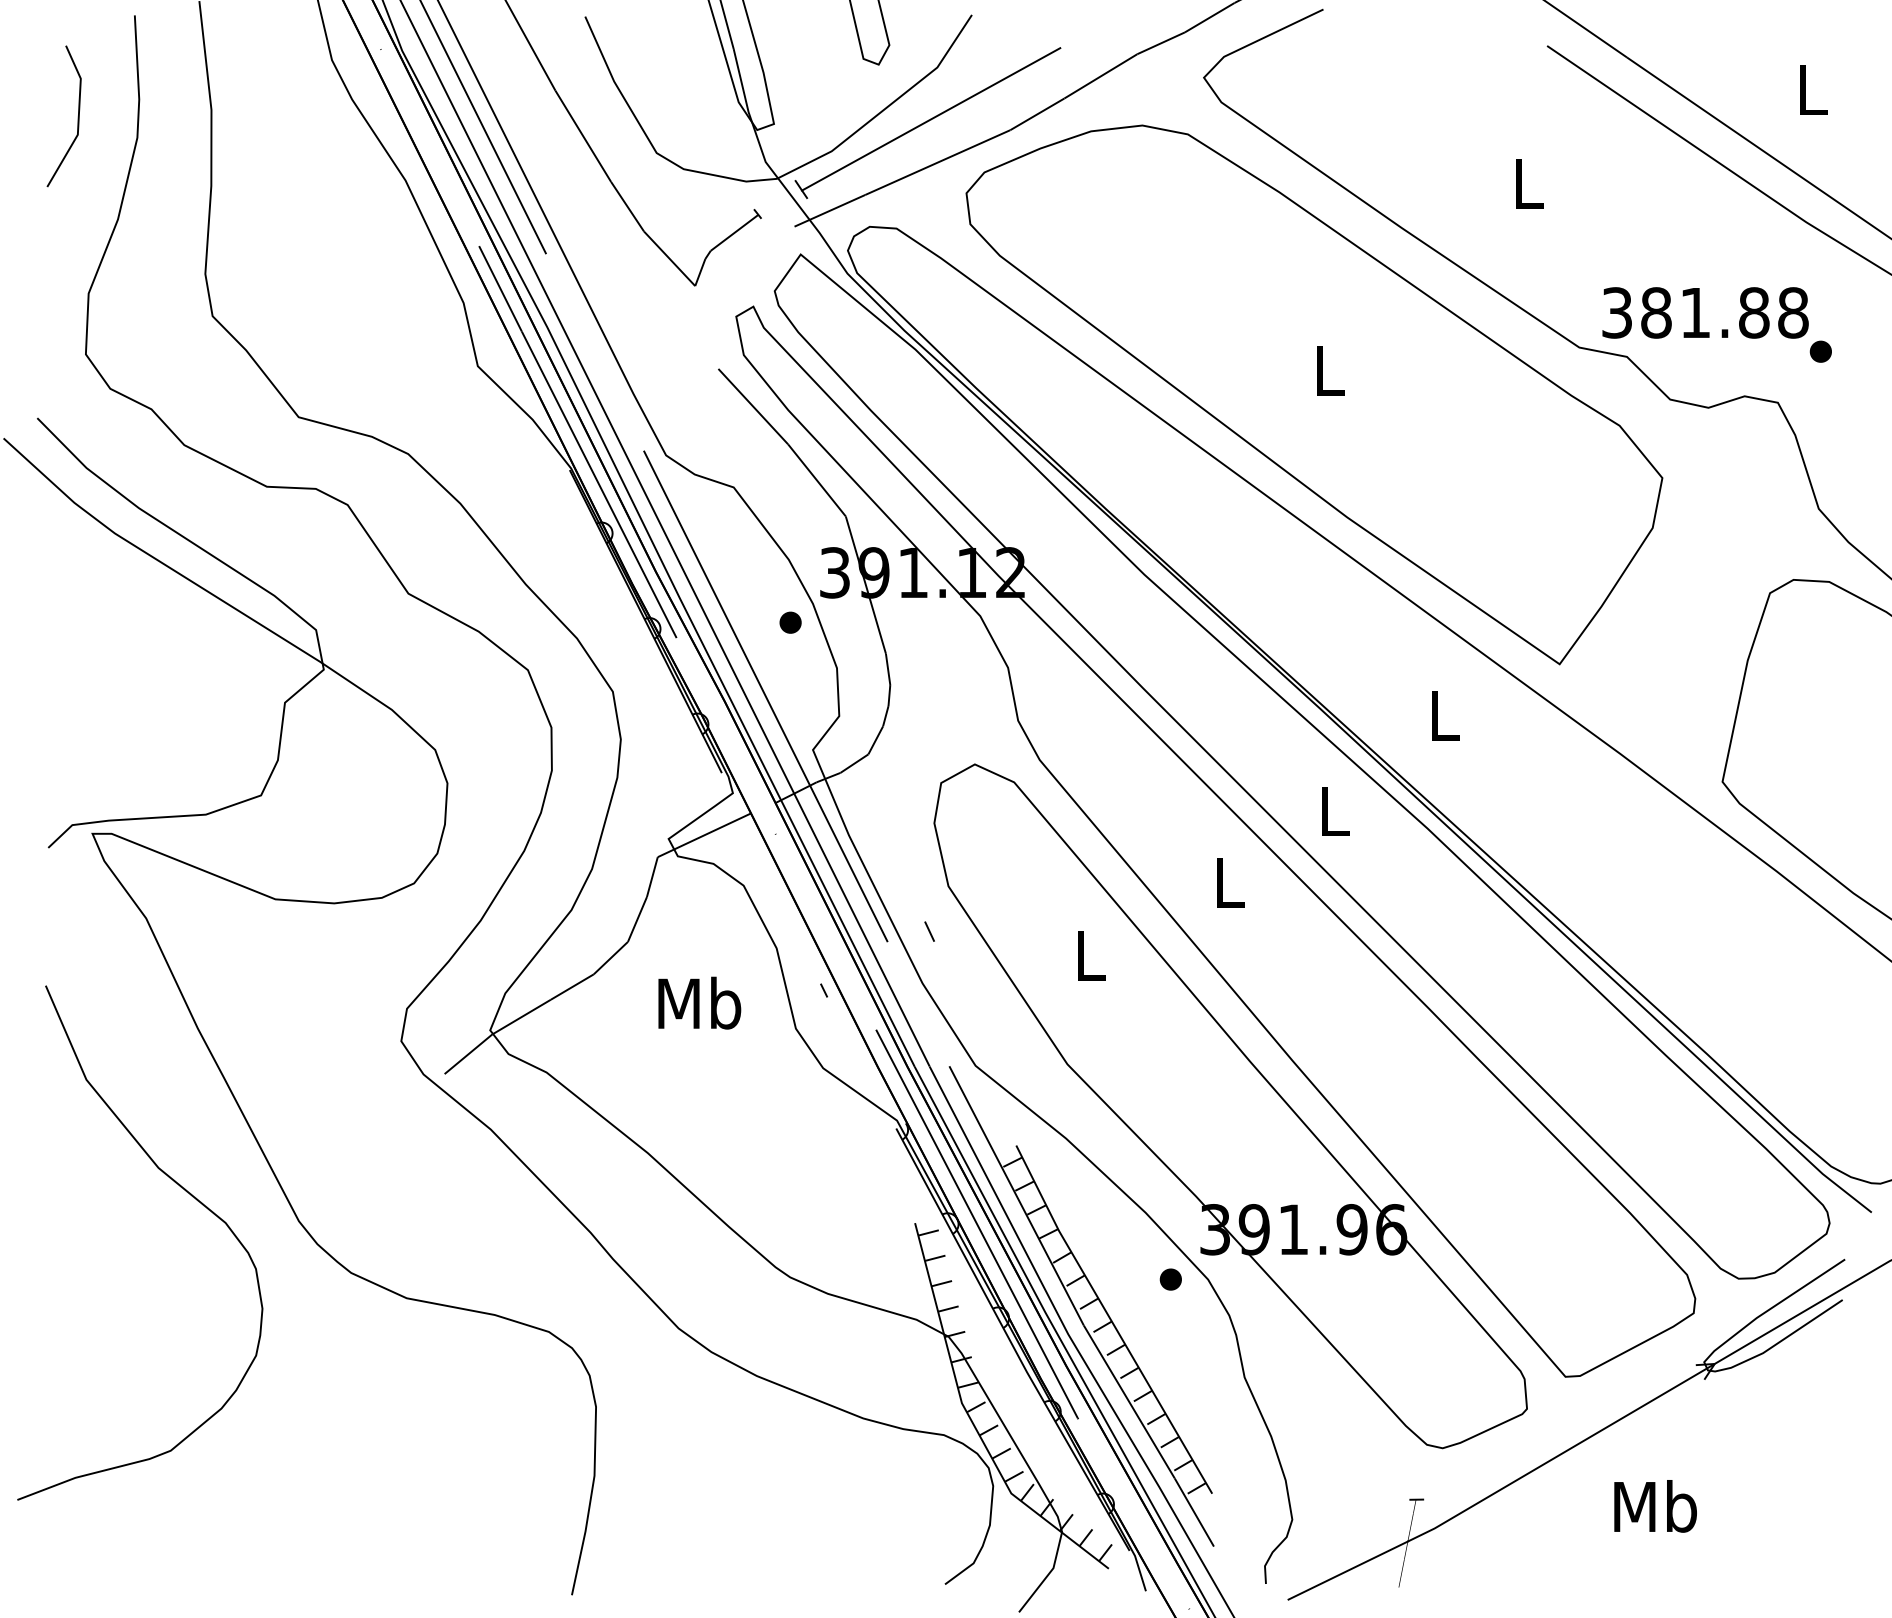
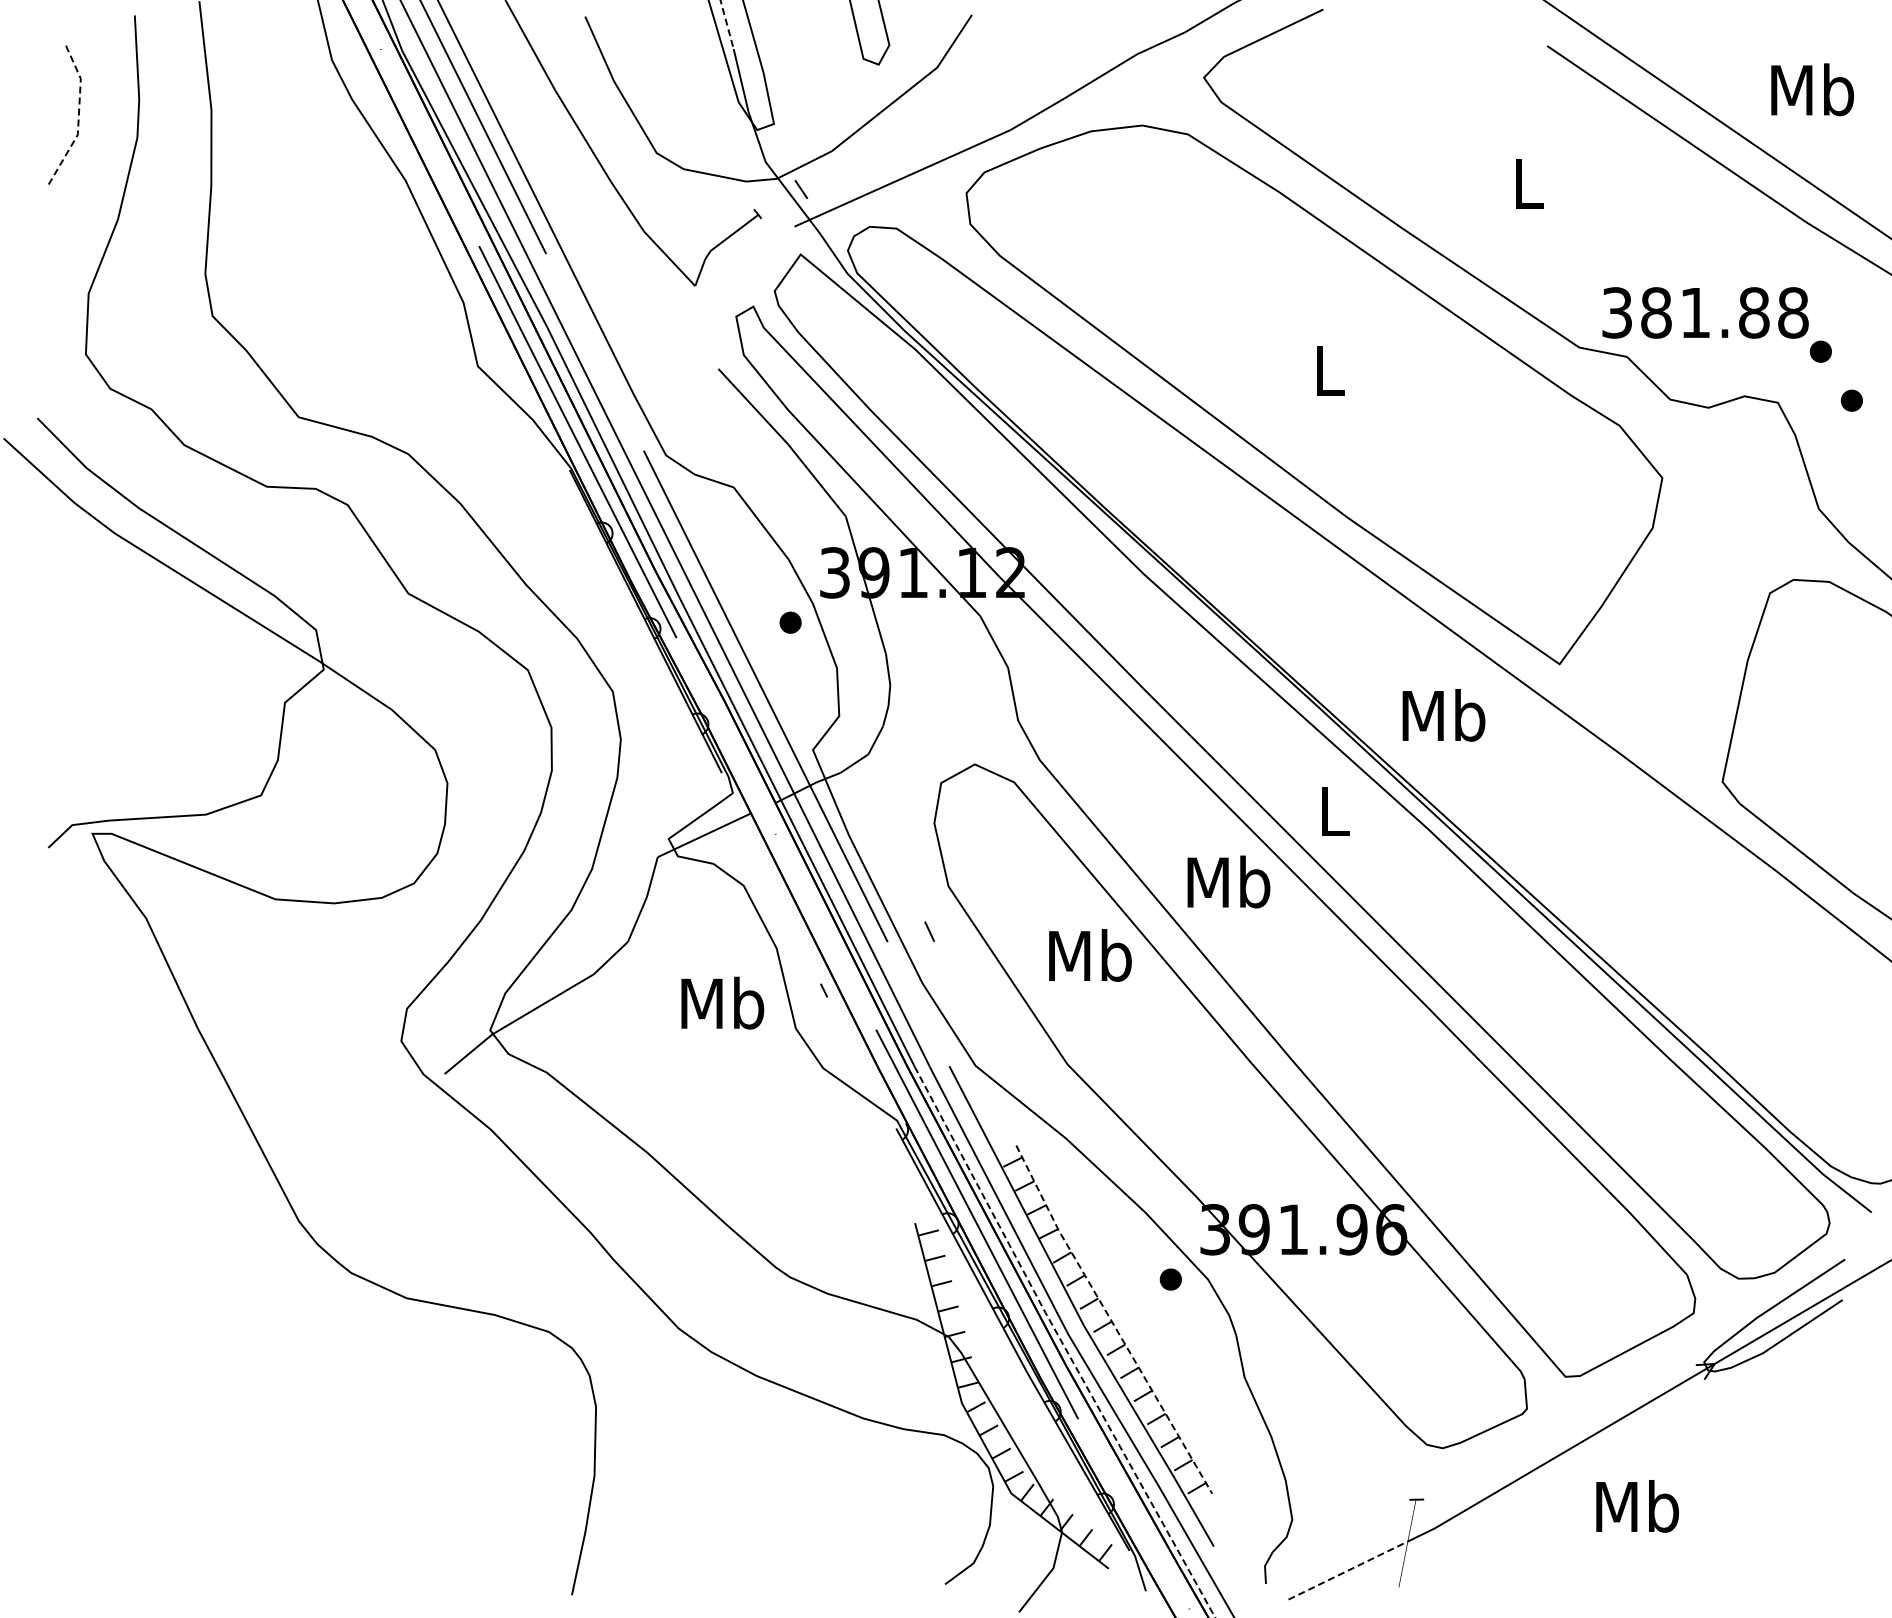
line: solid -> dashed (727, 25)
text: L -> Mb (1812, 89)
line: solid -> dashed (78, 119)
line: present -> none (931, 119)
part: none -> present (1851, 400)
text: L -> Mb (1443, 715)
text: L -> Mb (1228, 881)
text: L -> Mb (1090, 955)
text position: (699, 1002) -> (722, 1002) (722, 1002)
curve: present -> none (186, 1192)
line: solid -> dashed (1111, 1320)
line: solid -> dashed (1062, 1343)
text position: (1655, 1506) -> (1637, 1506) (1637, 1506)
line: solid -> dashed (1348, 1570)
